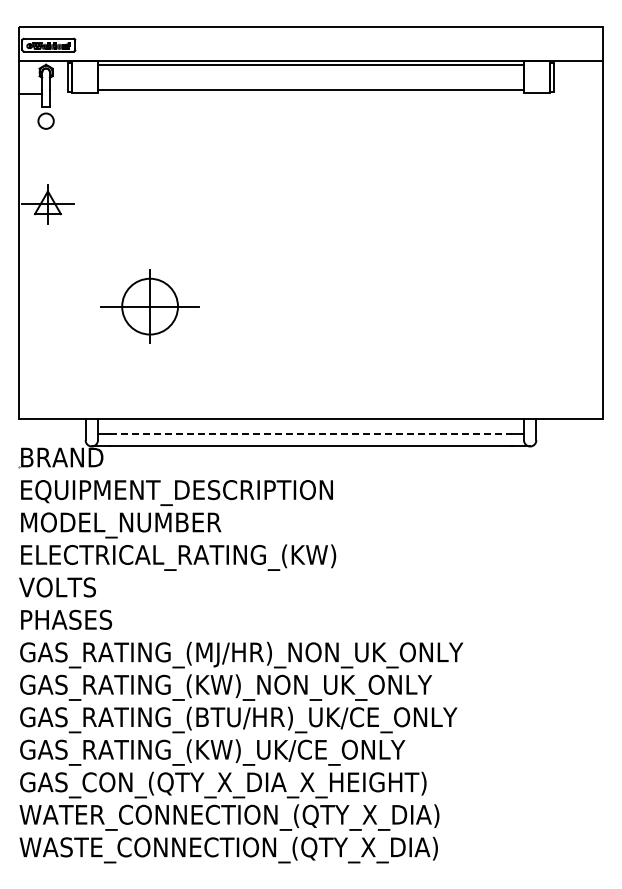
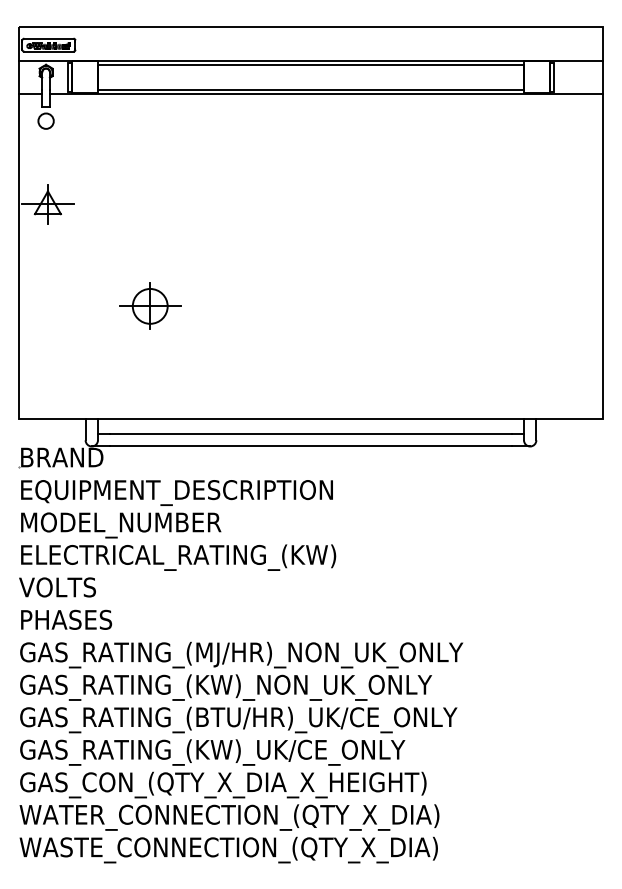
line: none -> present (326, 94)
part size: 100x75 px -> 63x48 px (150, 305)
line: dashed -> solid (311, 434)
